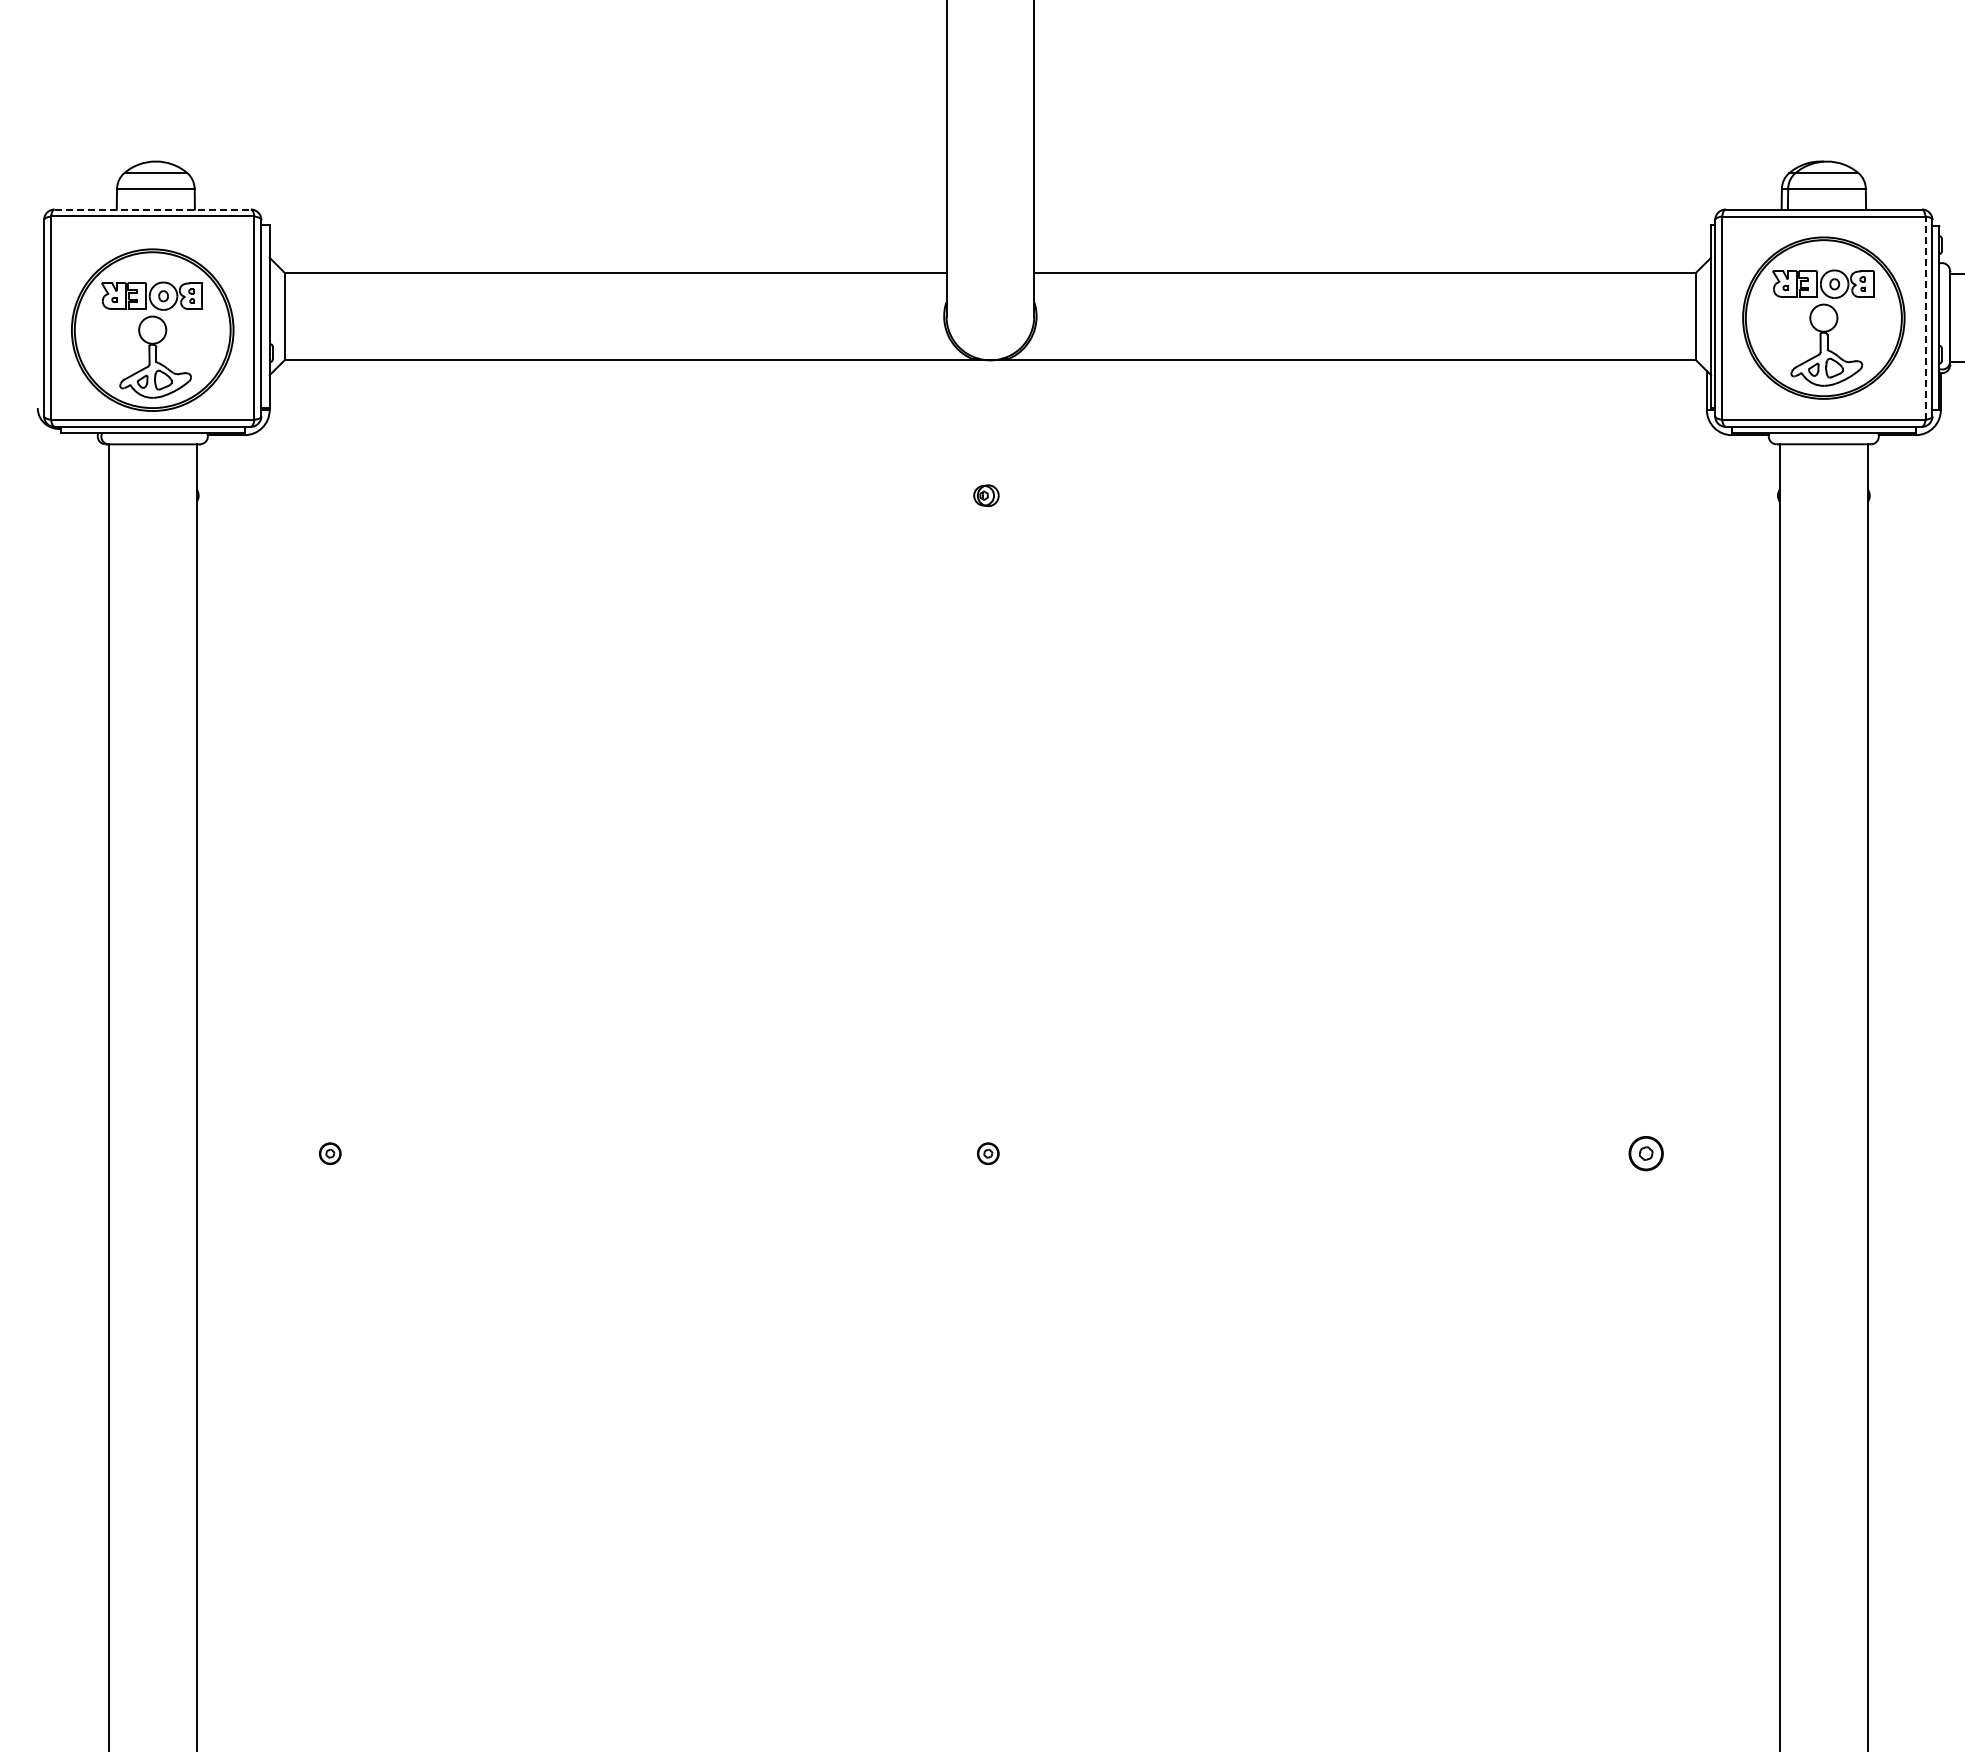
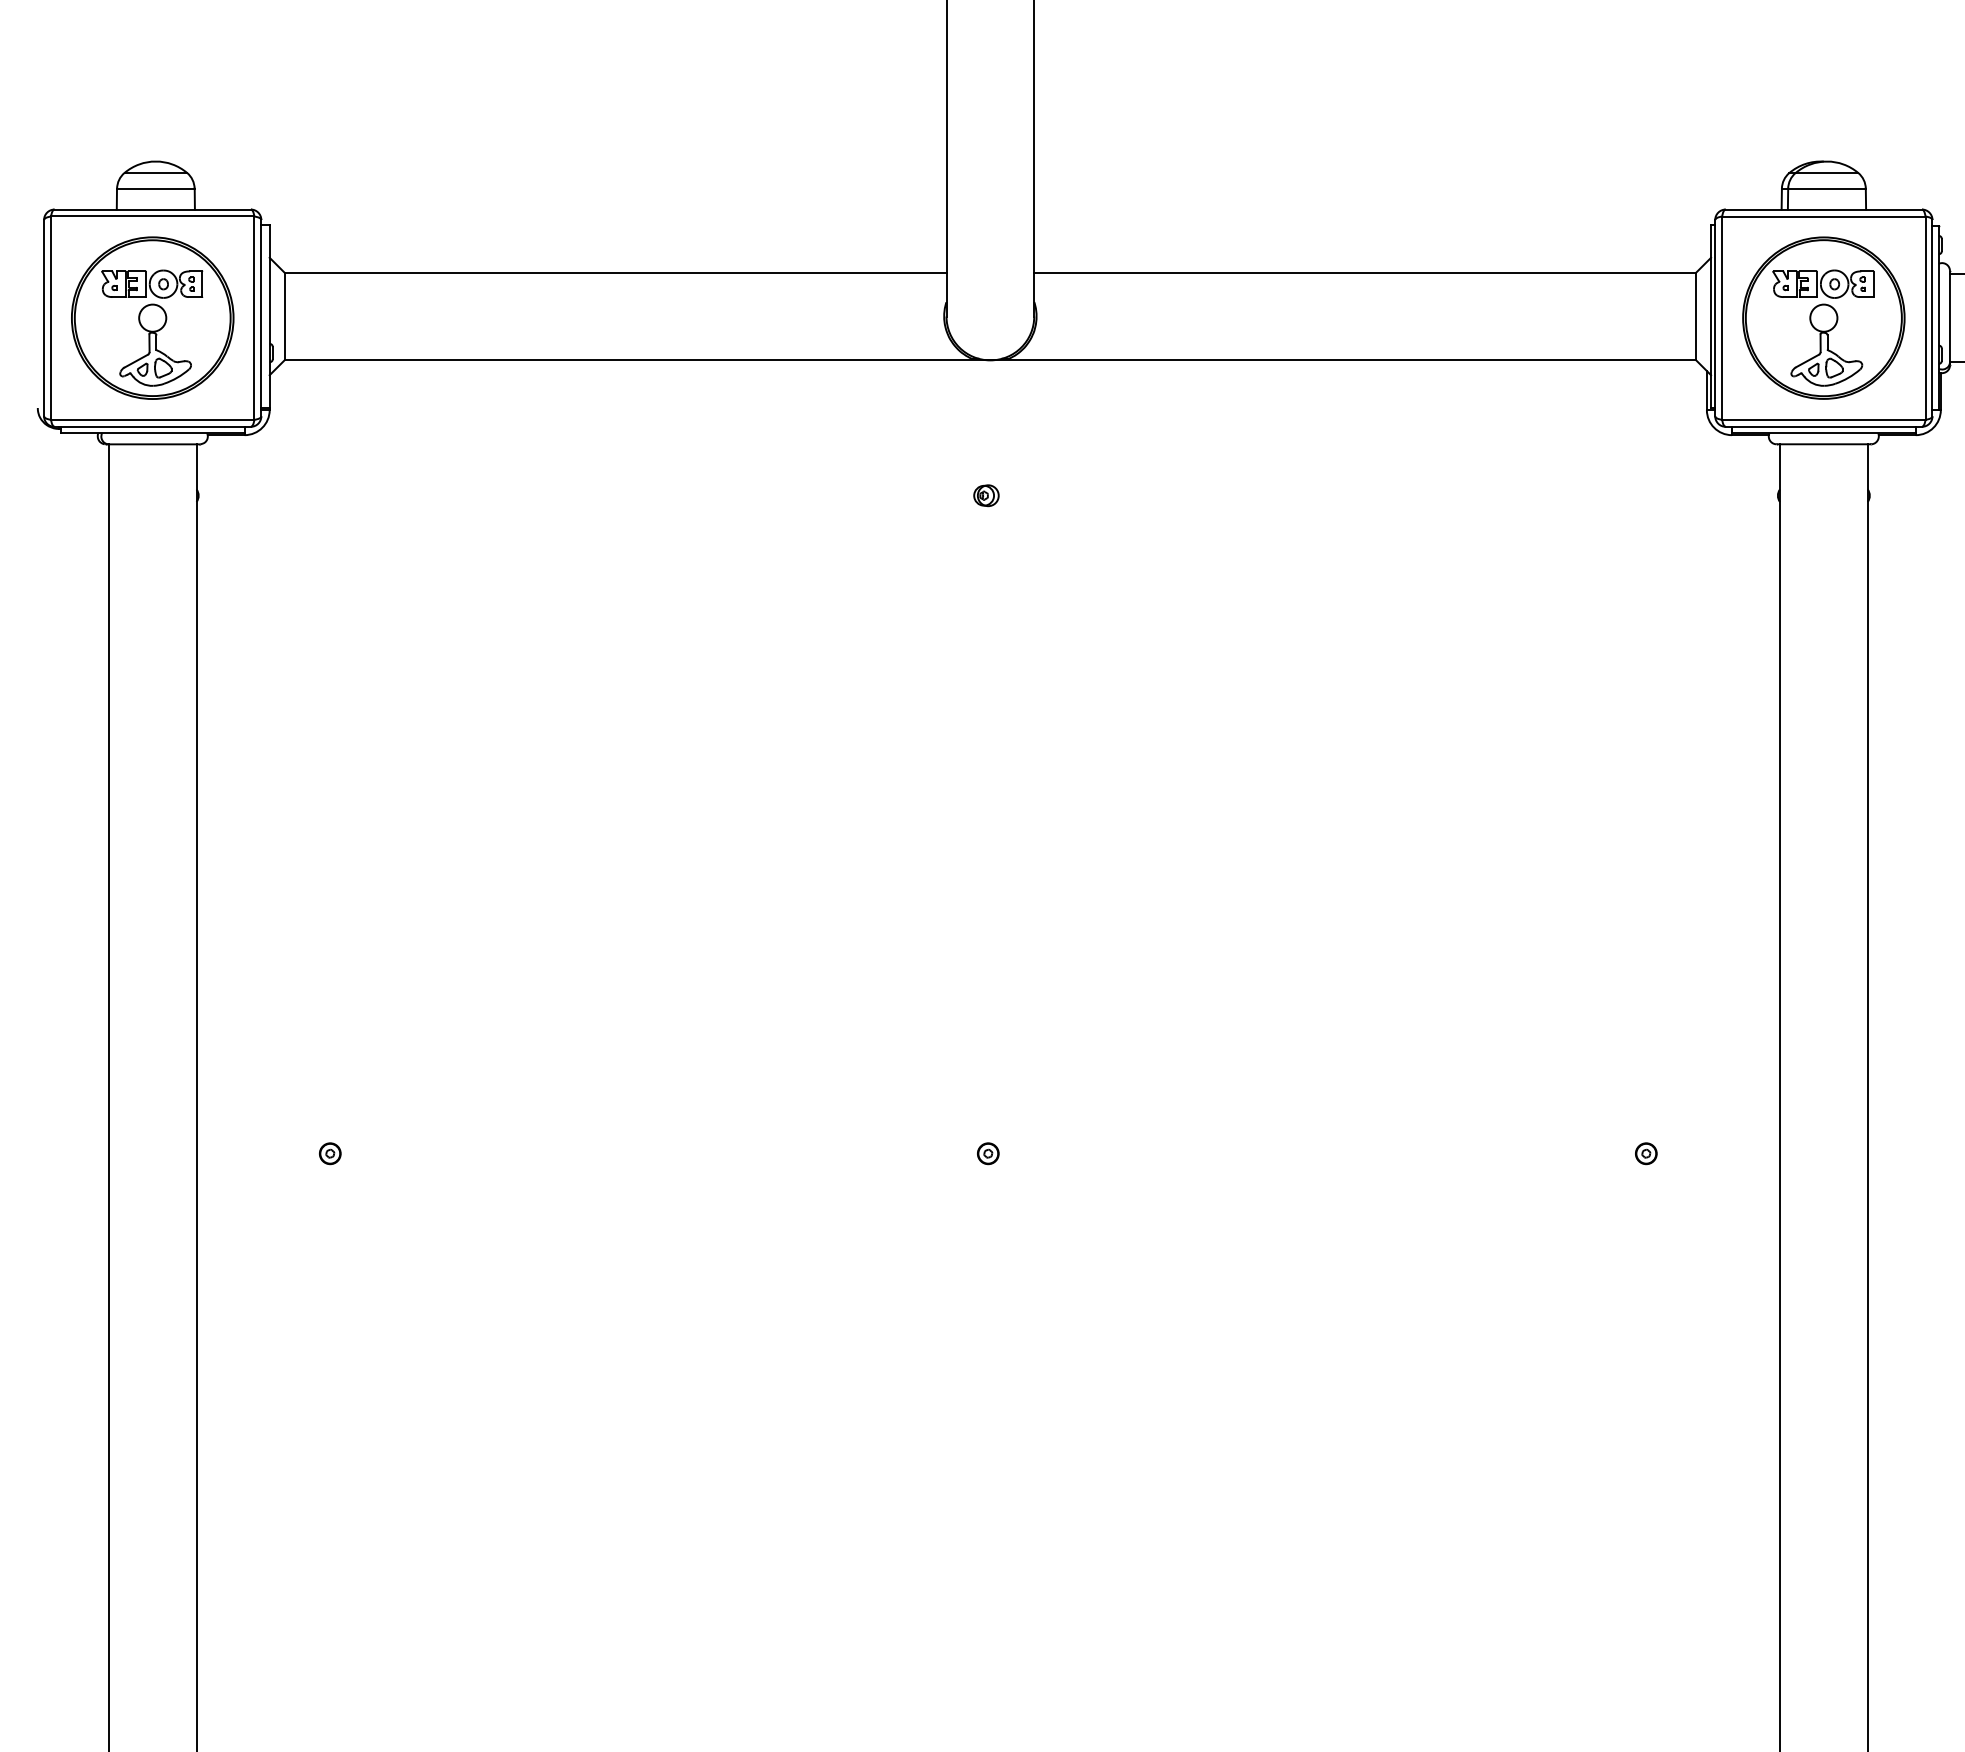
line: dashed -> solid (153, 209)
line: dashed -> solid (1925, 318)
part position: (152, 329) -> (152, 317) (152, 317)
part size: 36x36 px -> 23x24 px (1646, 1153)
